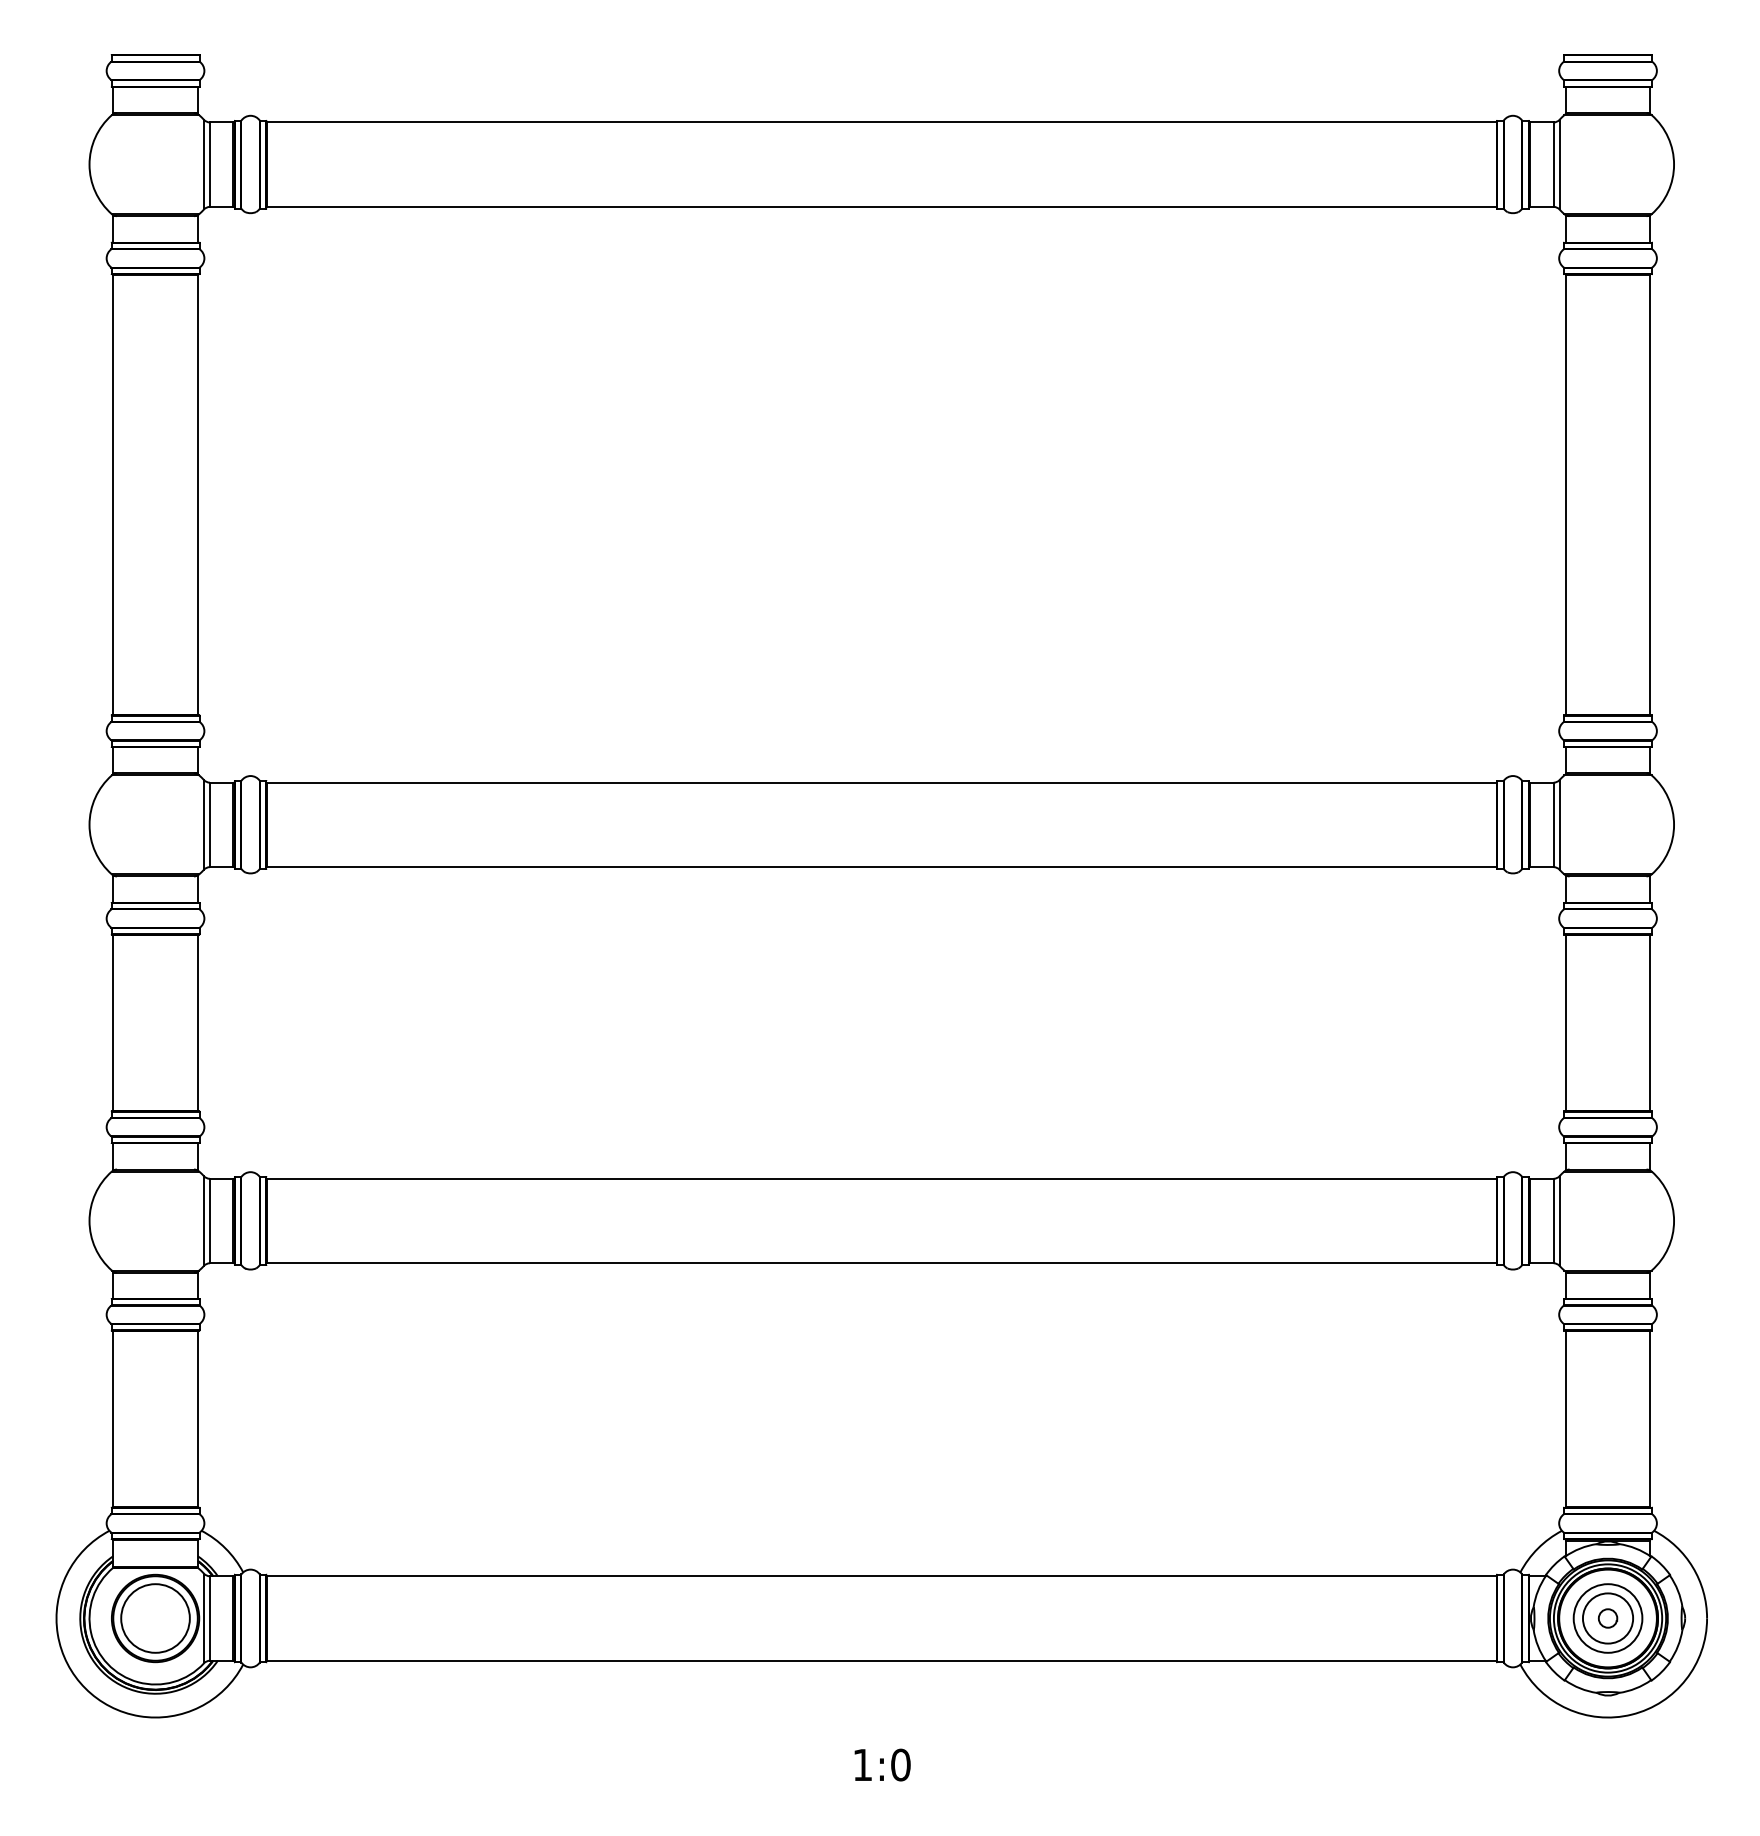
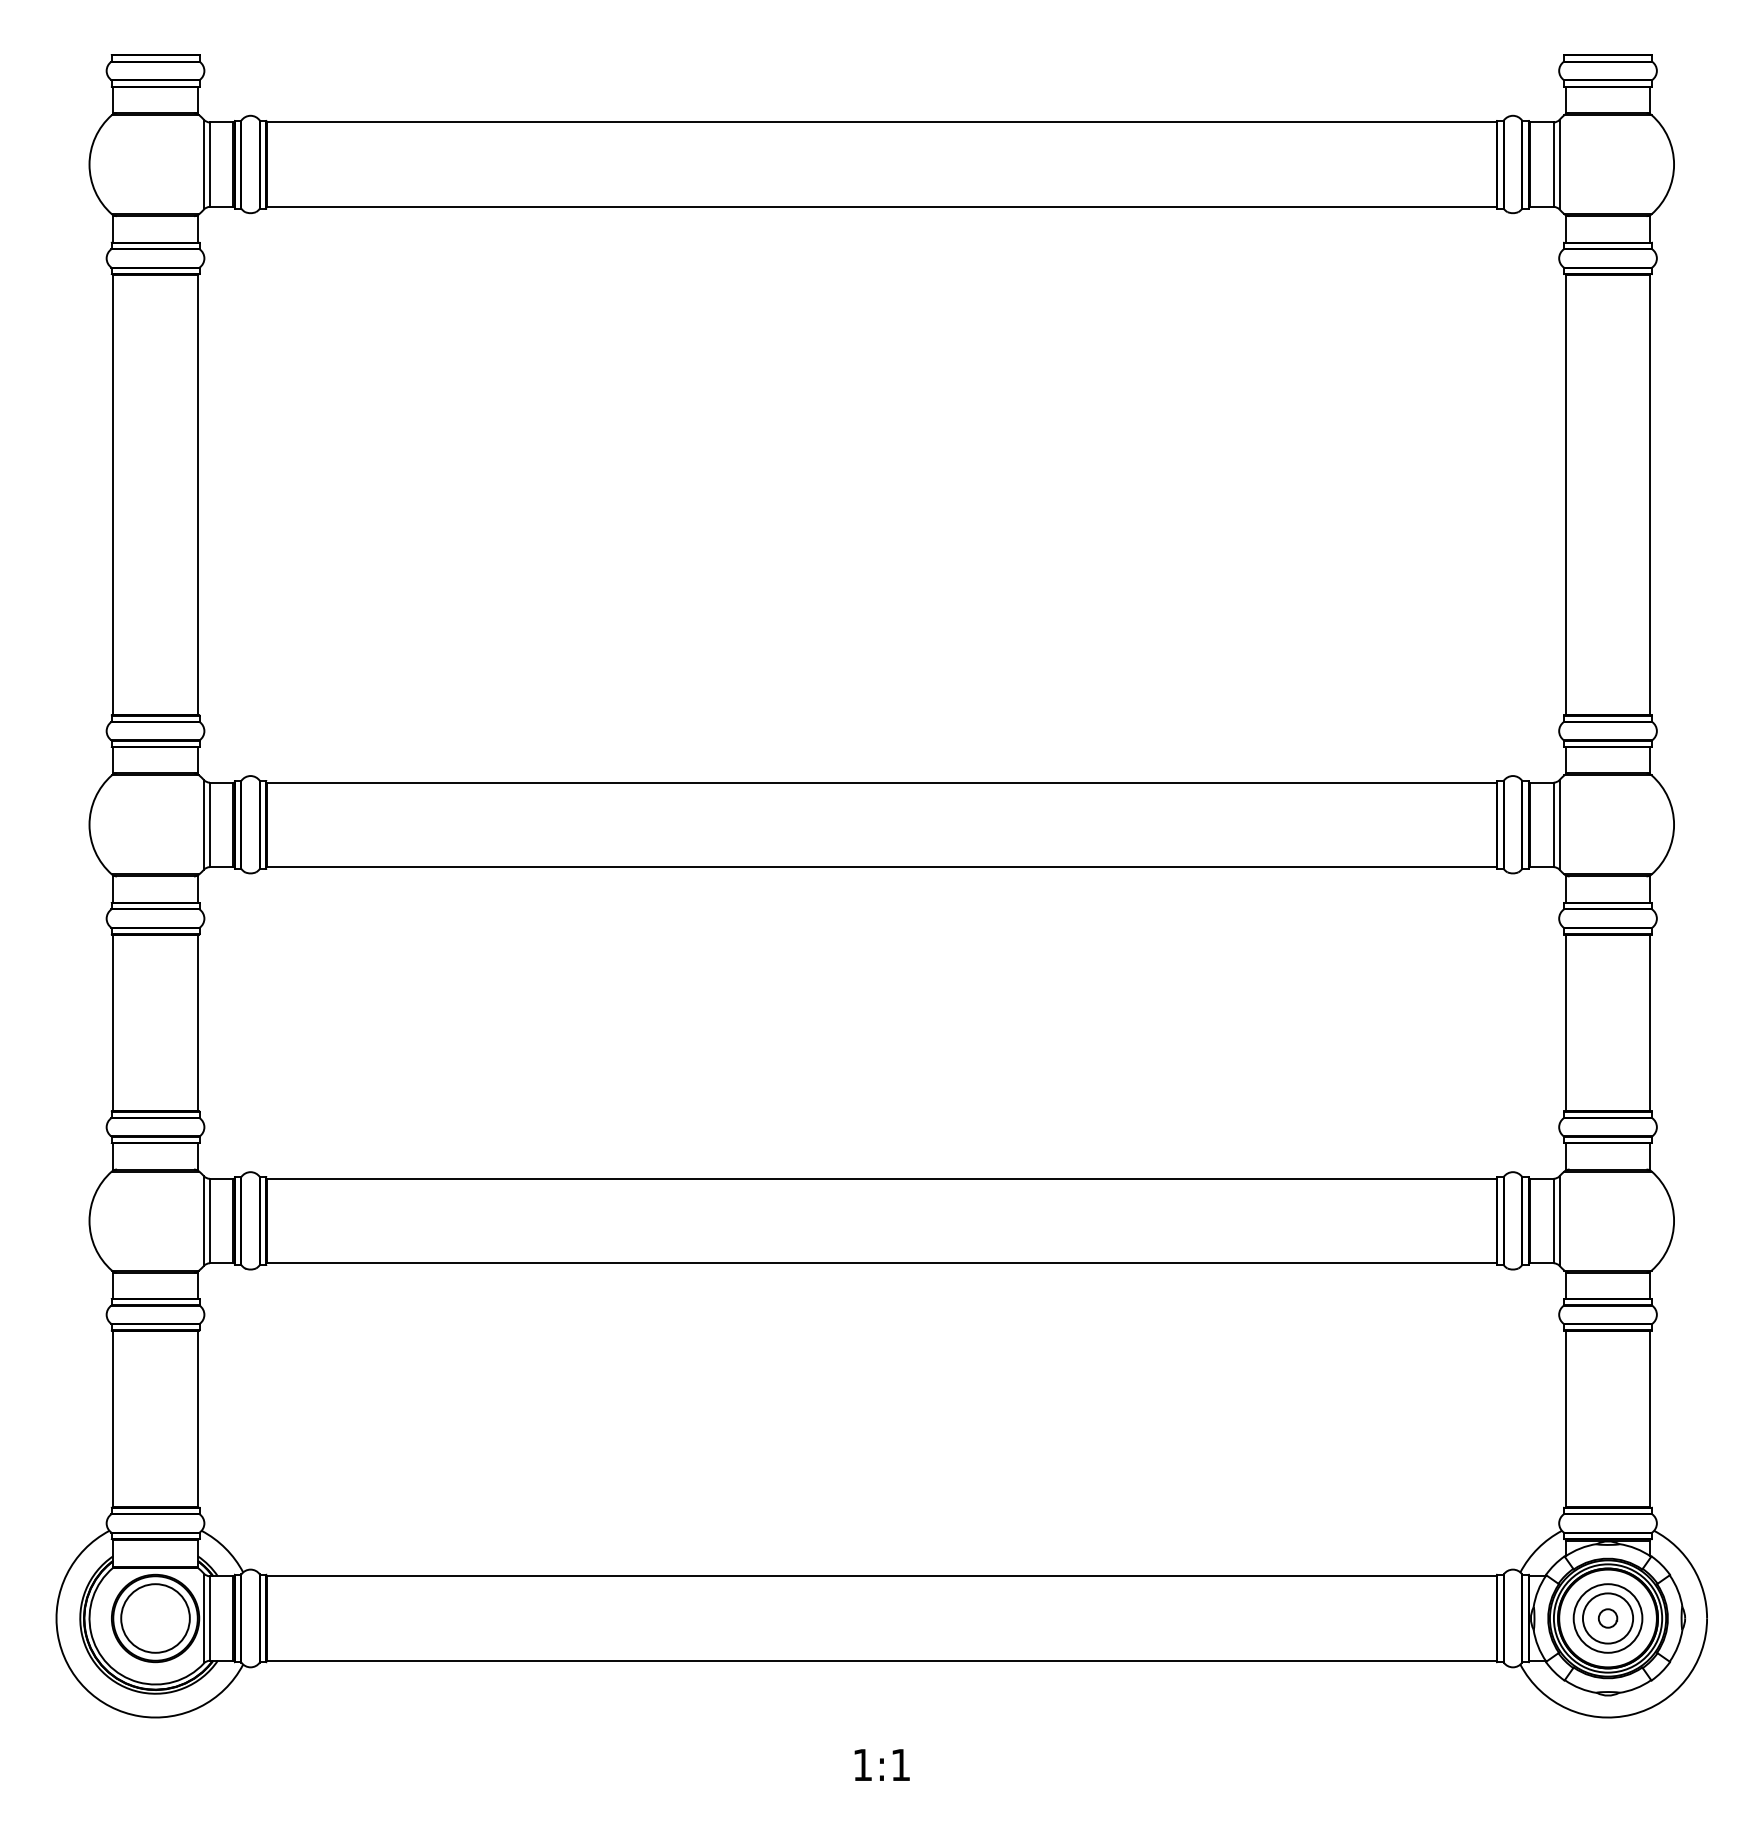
text: 1:0 -> 1:1 (900, 1764)
